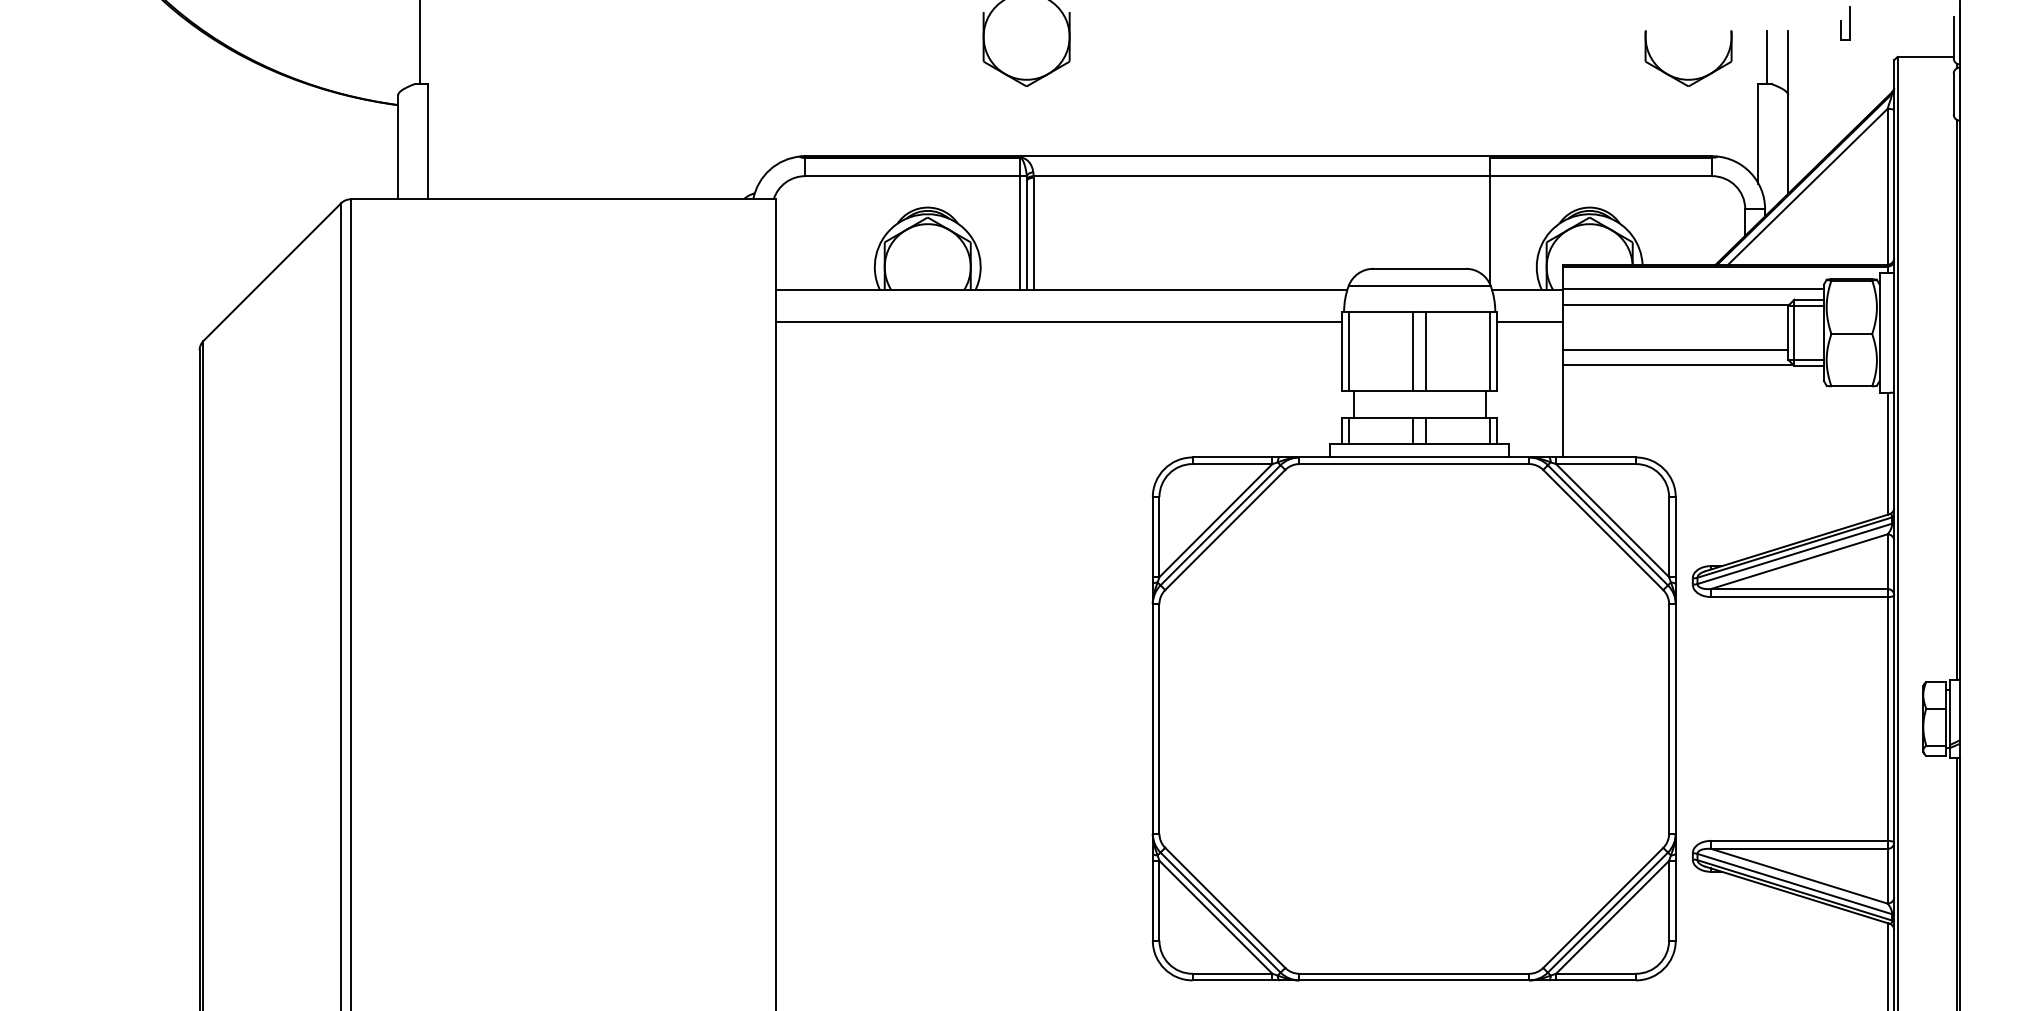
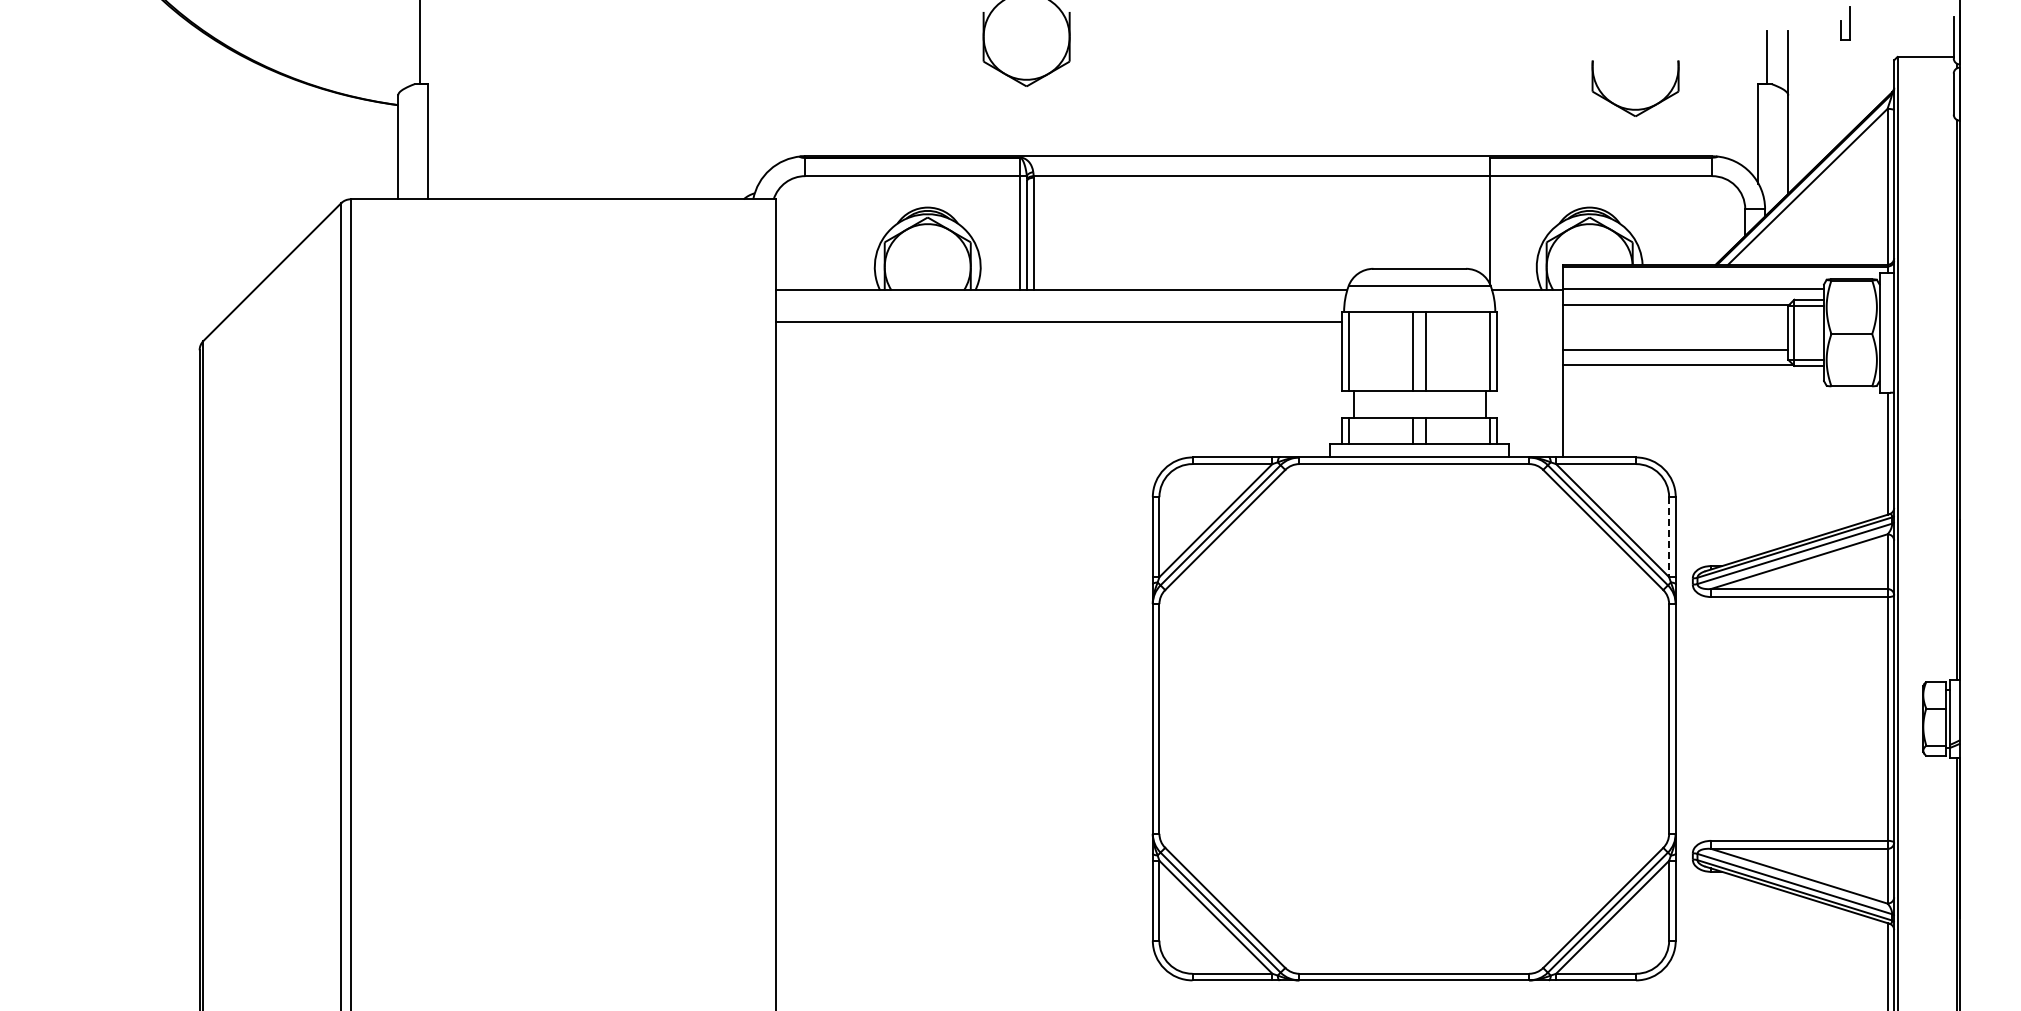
part position: (1688, 78) -> (1635, 108) (1635, 108)
line: present -> none (1530, 322)
line: solid -> dashed (1669, 537)
